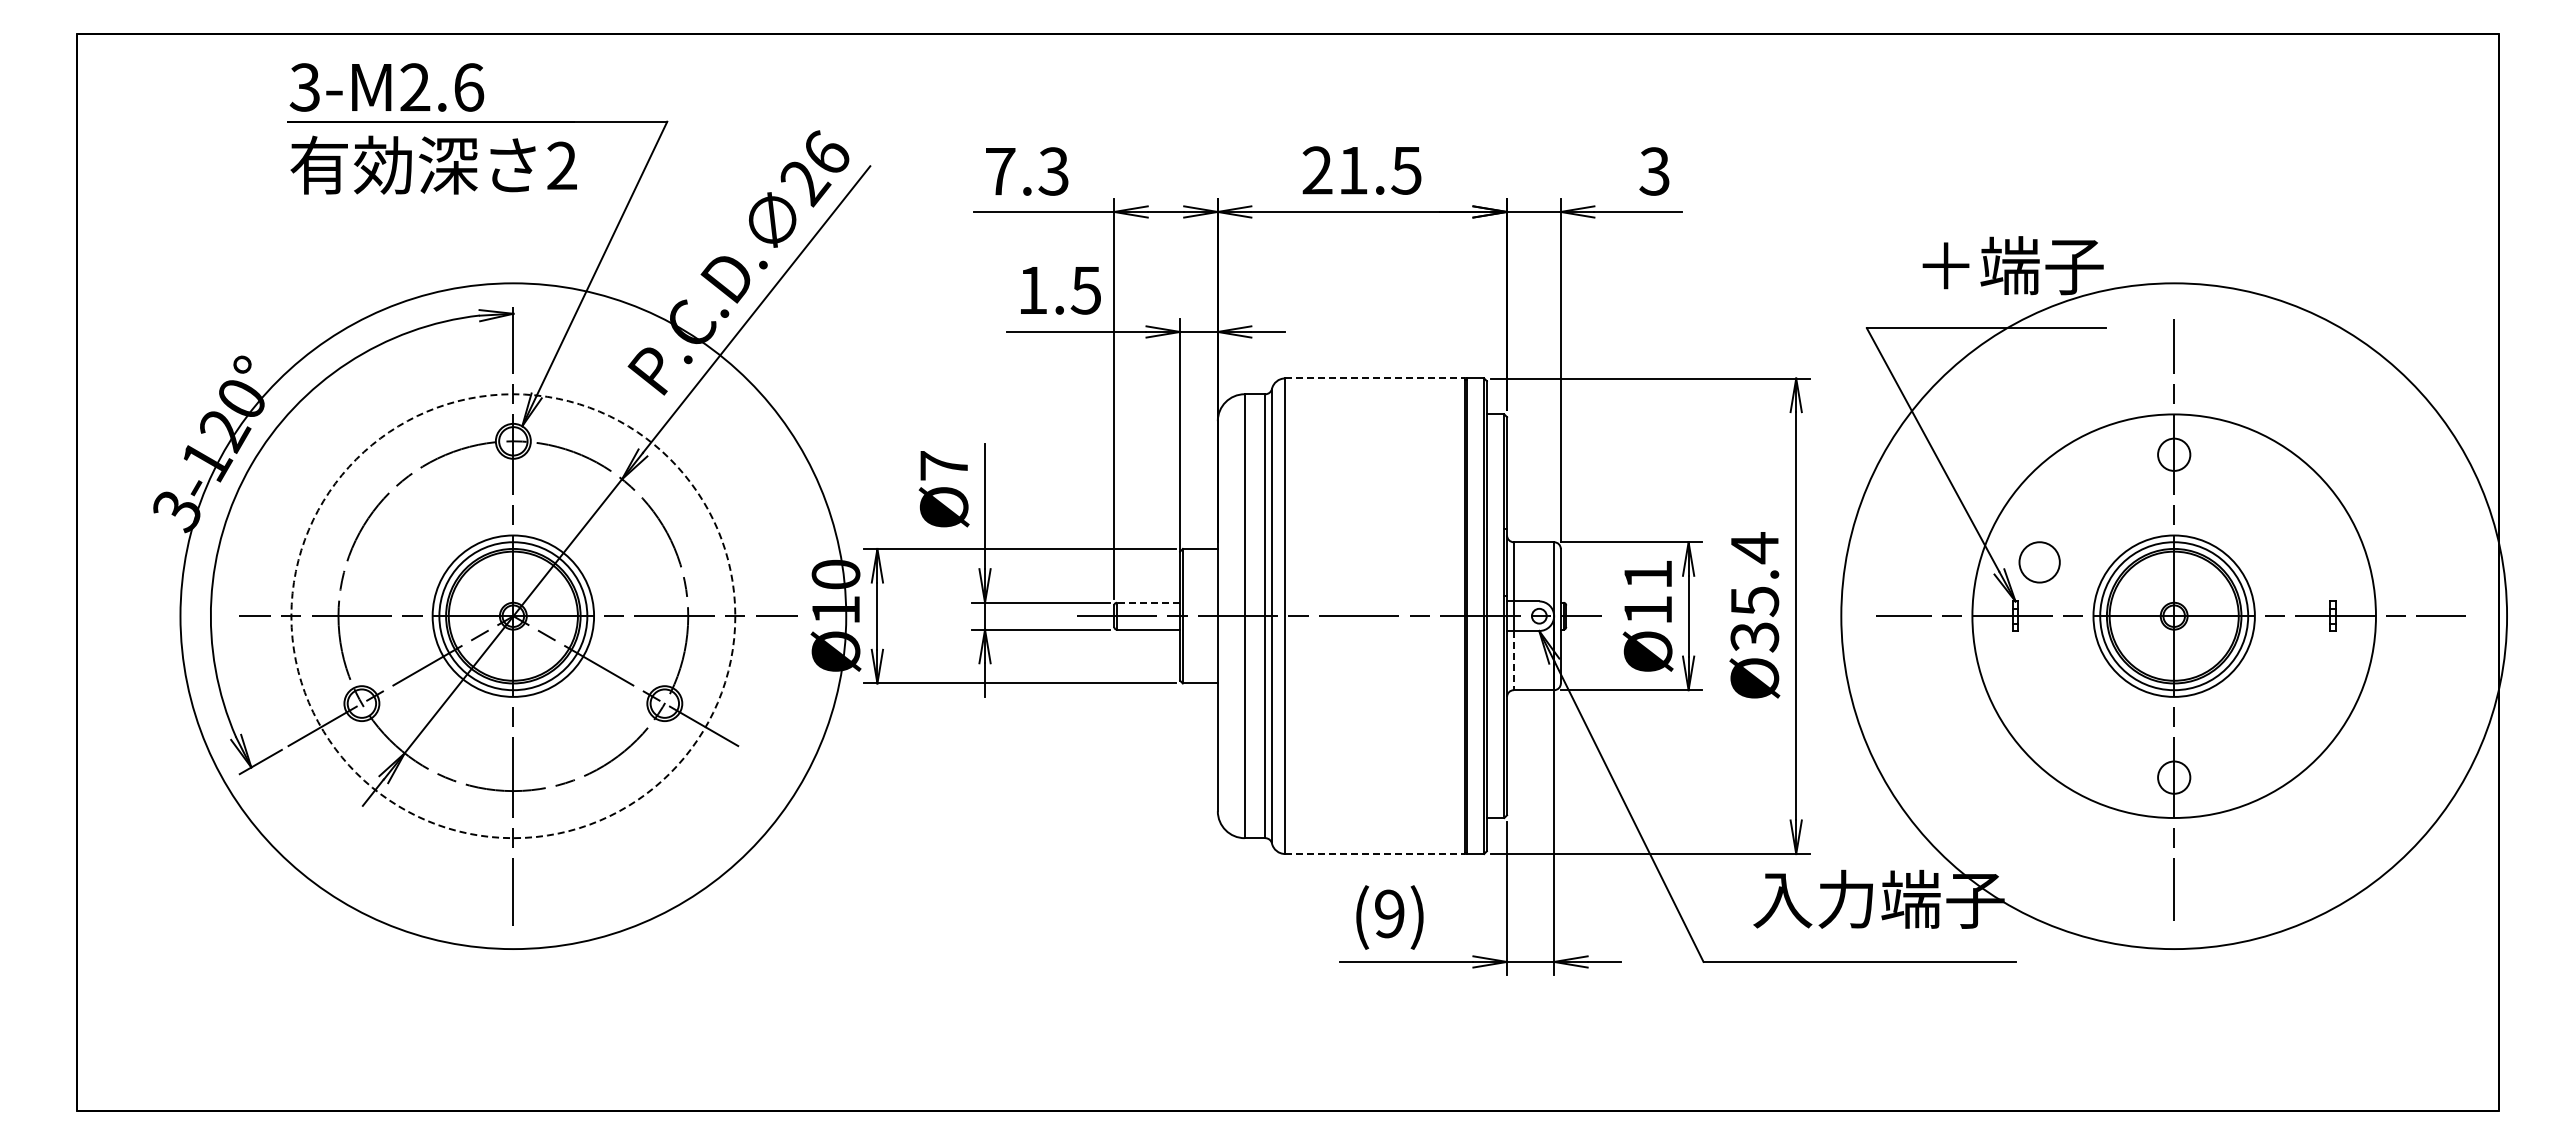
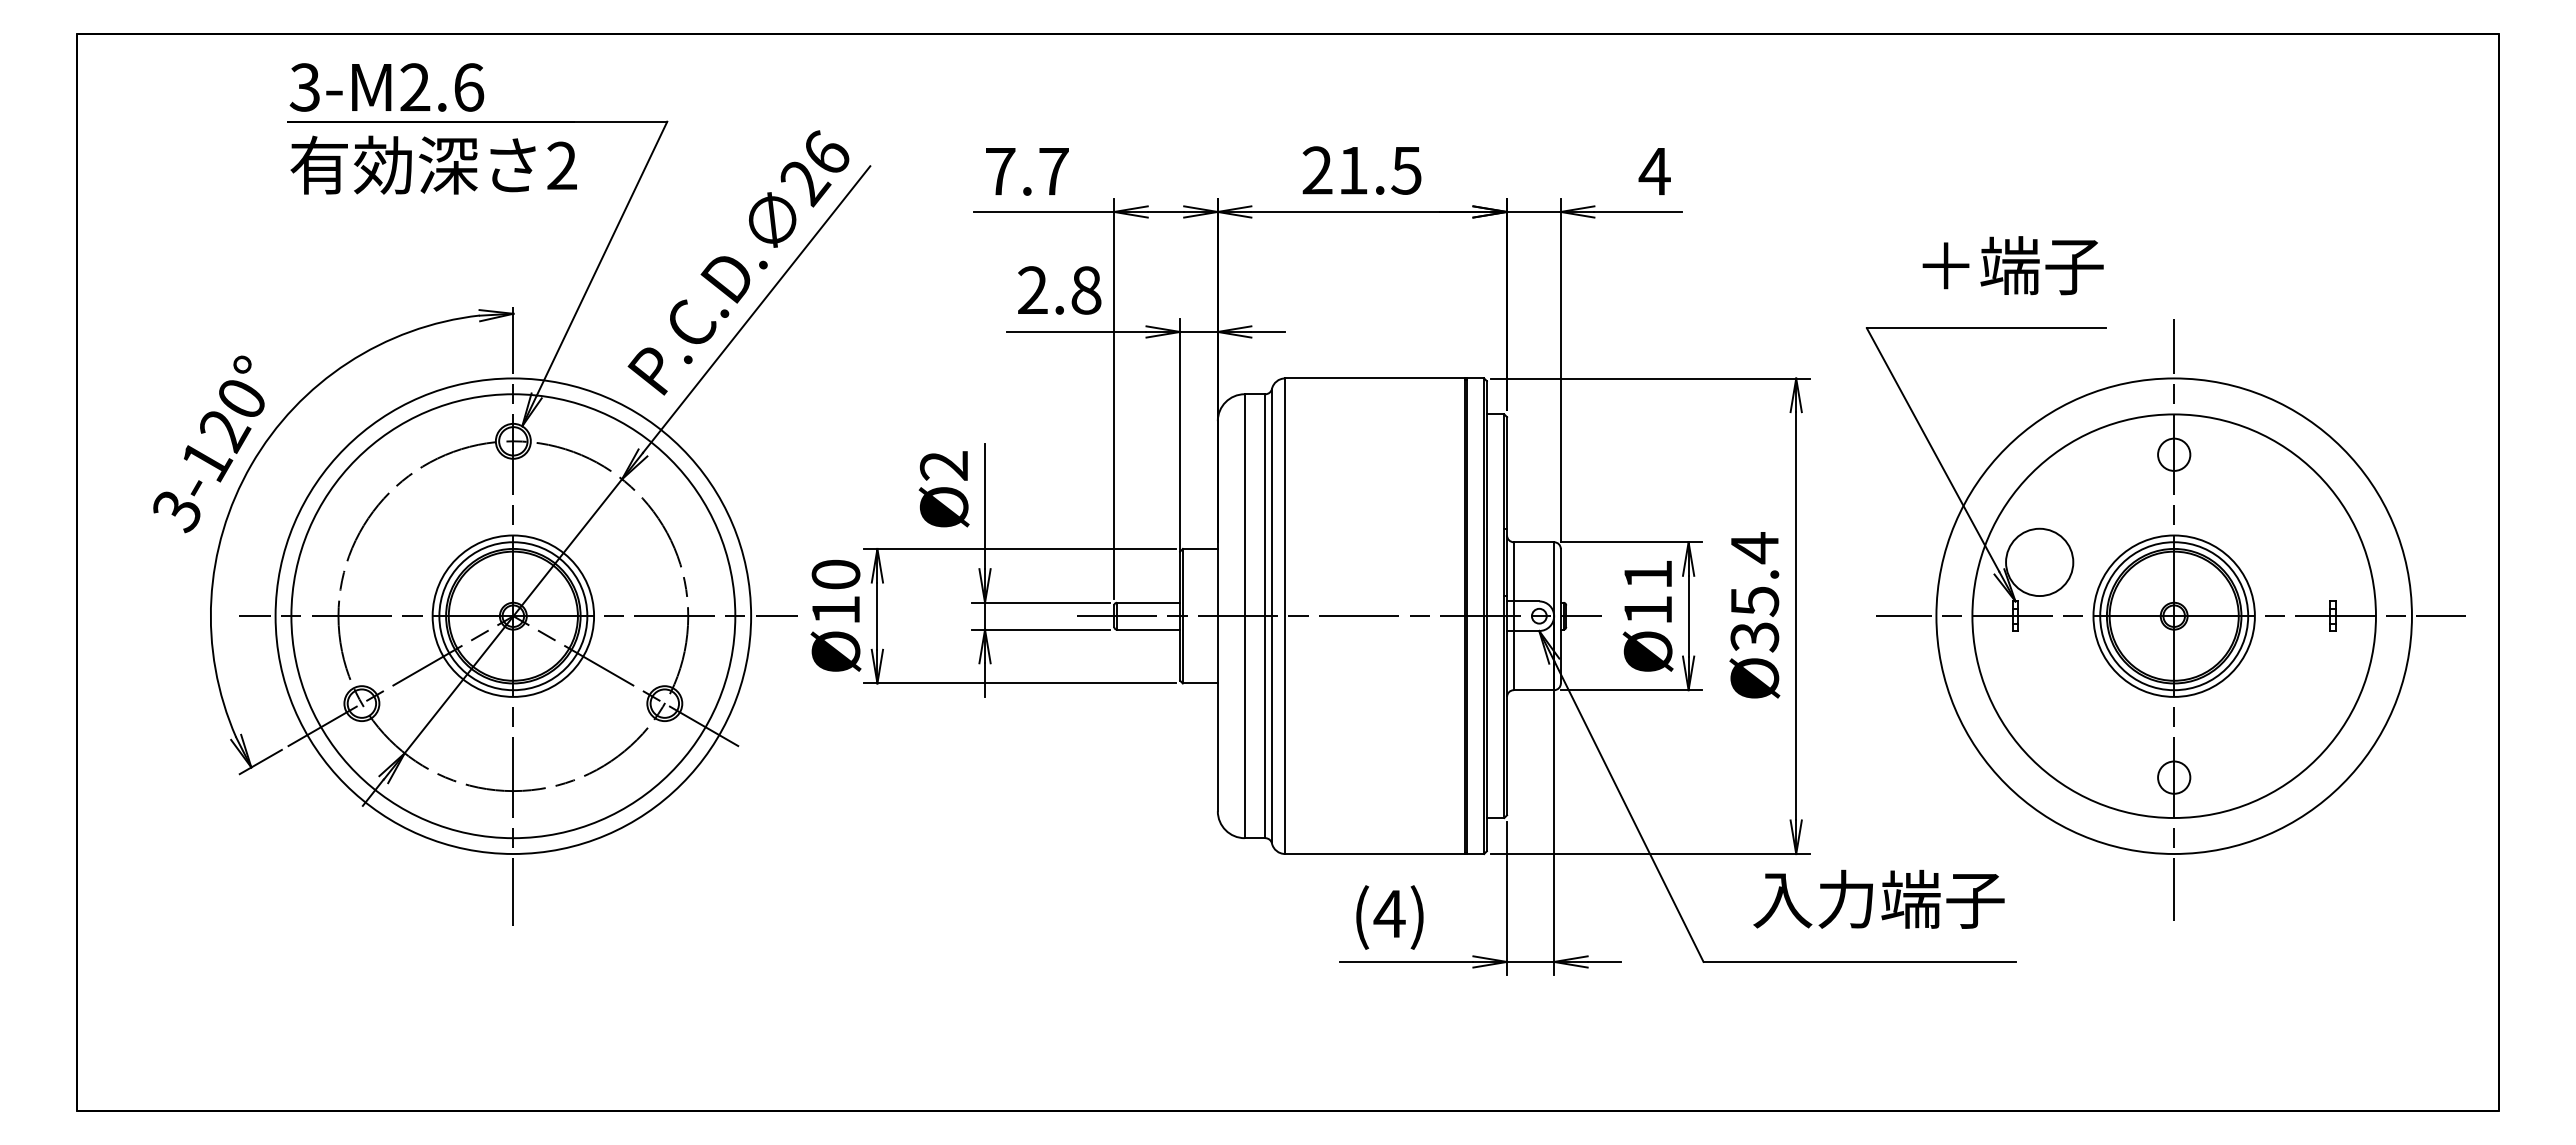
text: 7.3 -> 7.7 (1053, 171)
text: 3 -> 4 (1654, 171)
text: 1.5 -> 2.8 (1059, 290)
line: dashed -> solid (1375, 378)
text: Ø7 -> Ø2 (943, 465)
circle diameter: 40 px -> 67 px (2039, 562)
line: dashed -> solid (1148, 602)
circle diameter: 666 px -> 476 px (513, 615)
circle: dashed -> solid (513, 616)
circle diameter: 666 px -> 476 px (2173, 615)
line: dashed -> solid (1513, 660)
line: dashed -> solid (1375, 853)
text: (9) -> (4) (1389, 913)
